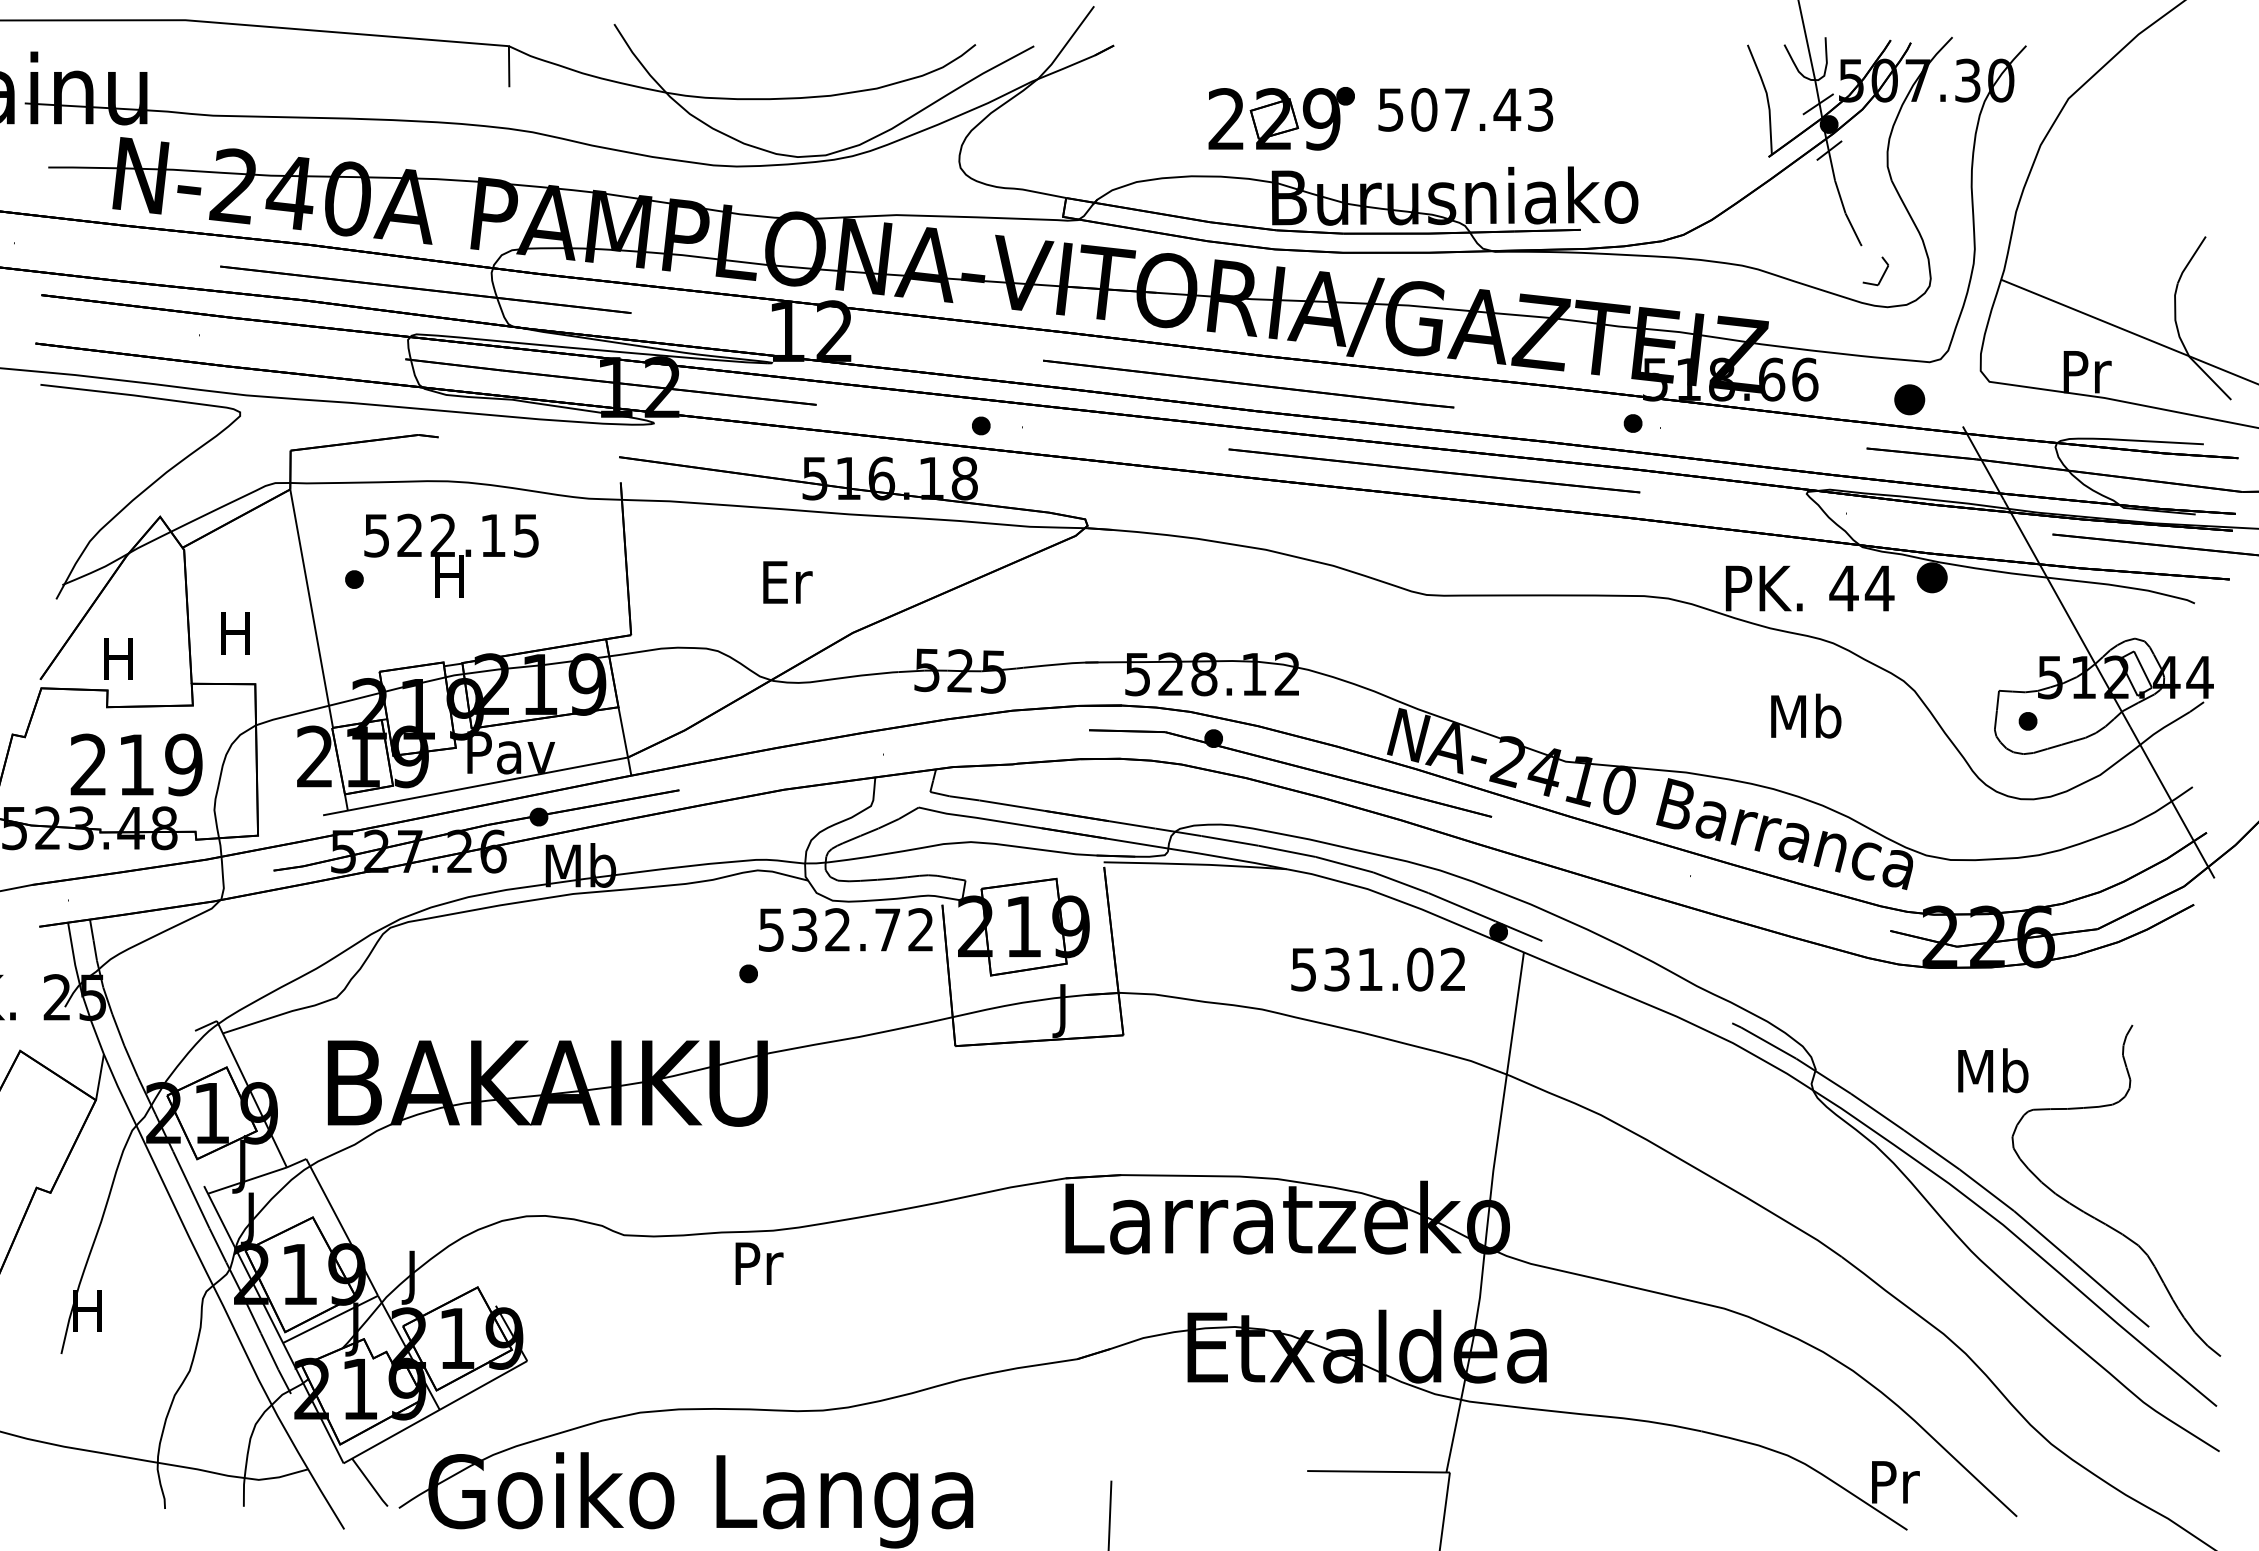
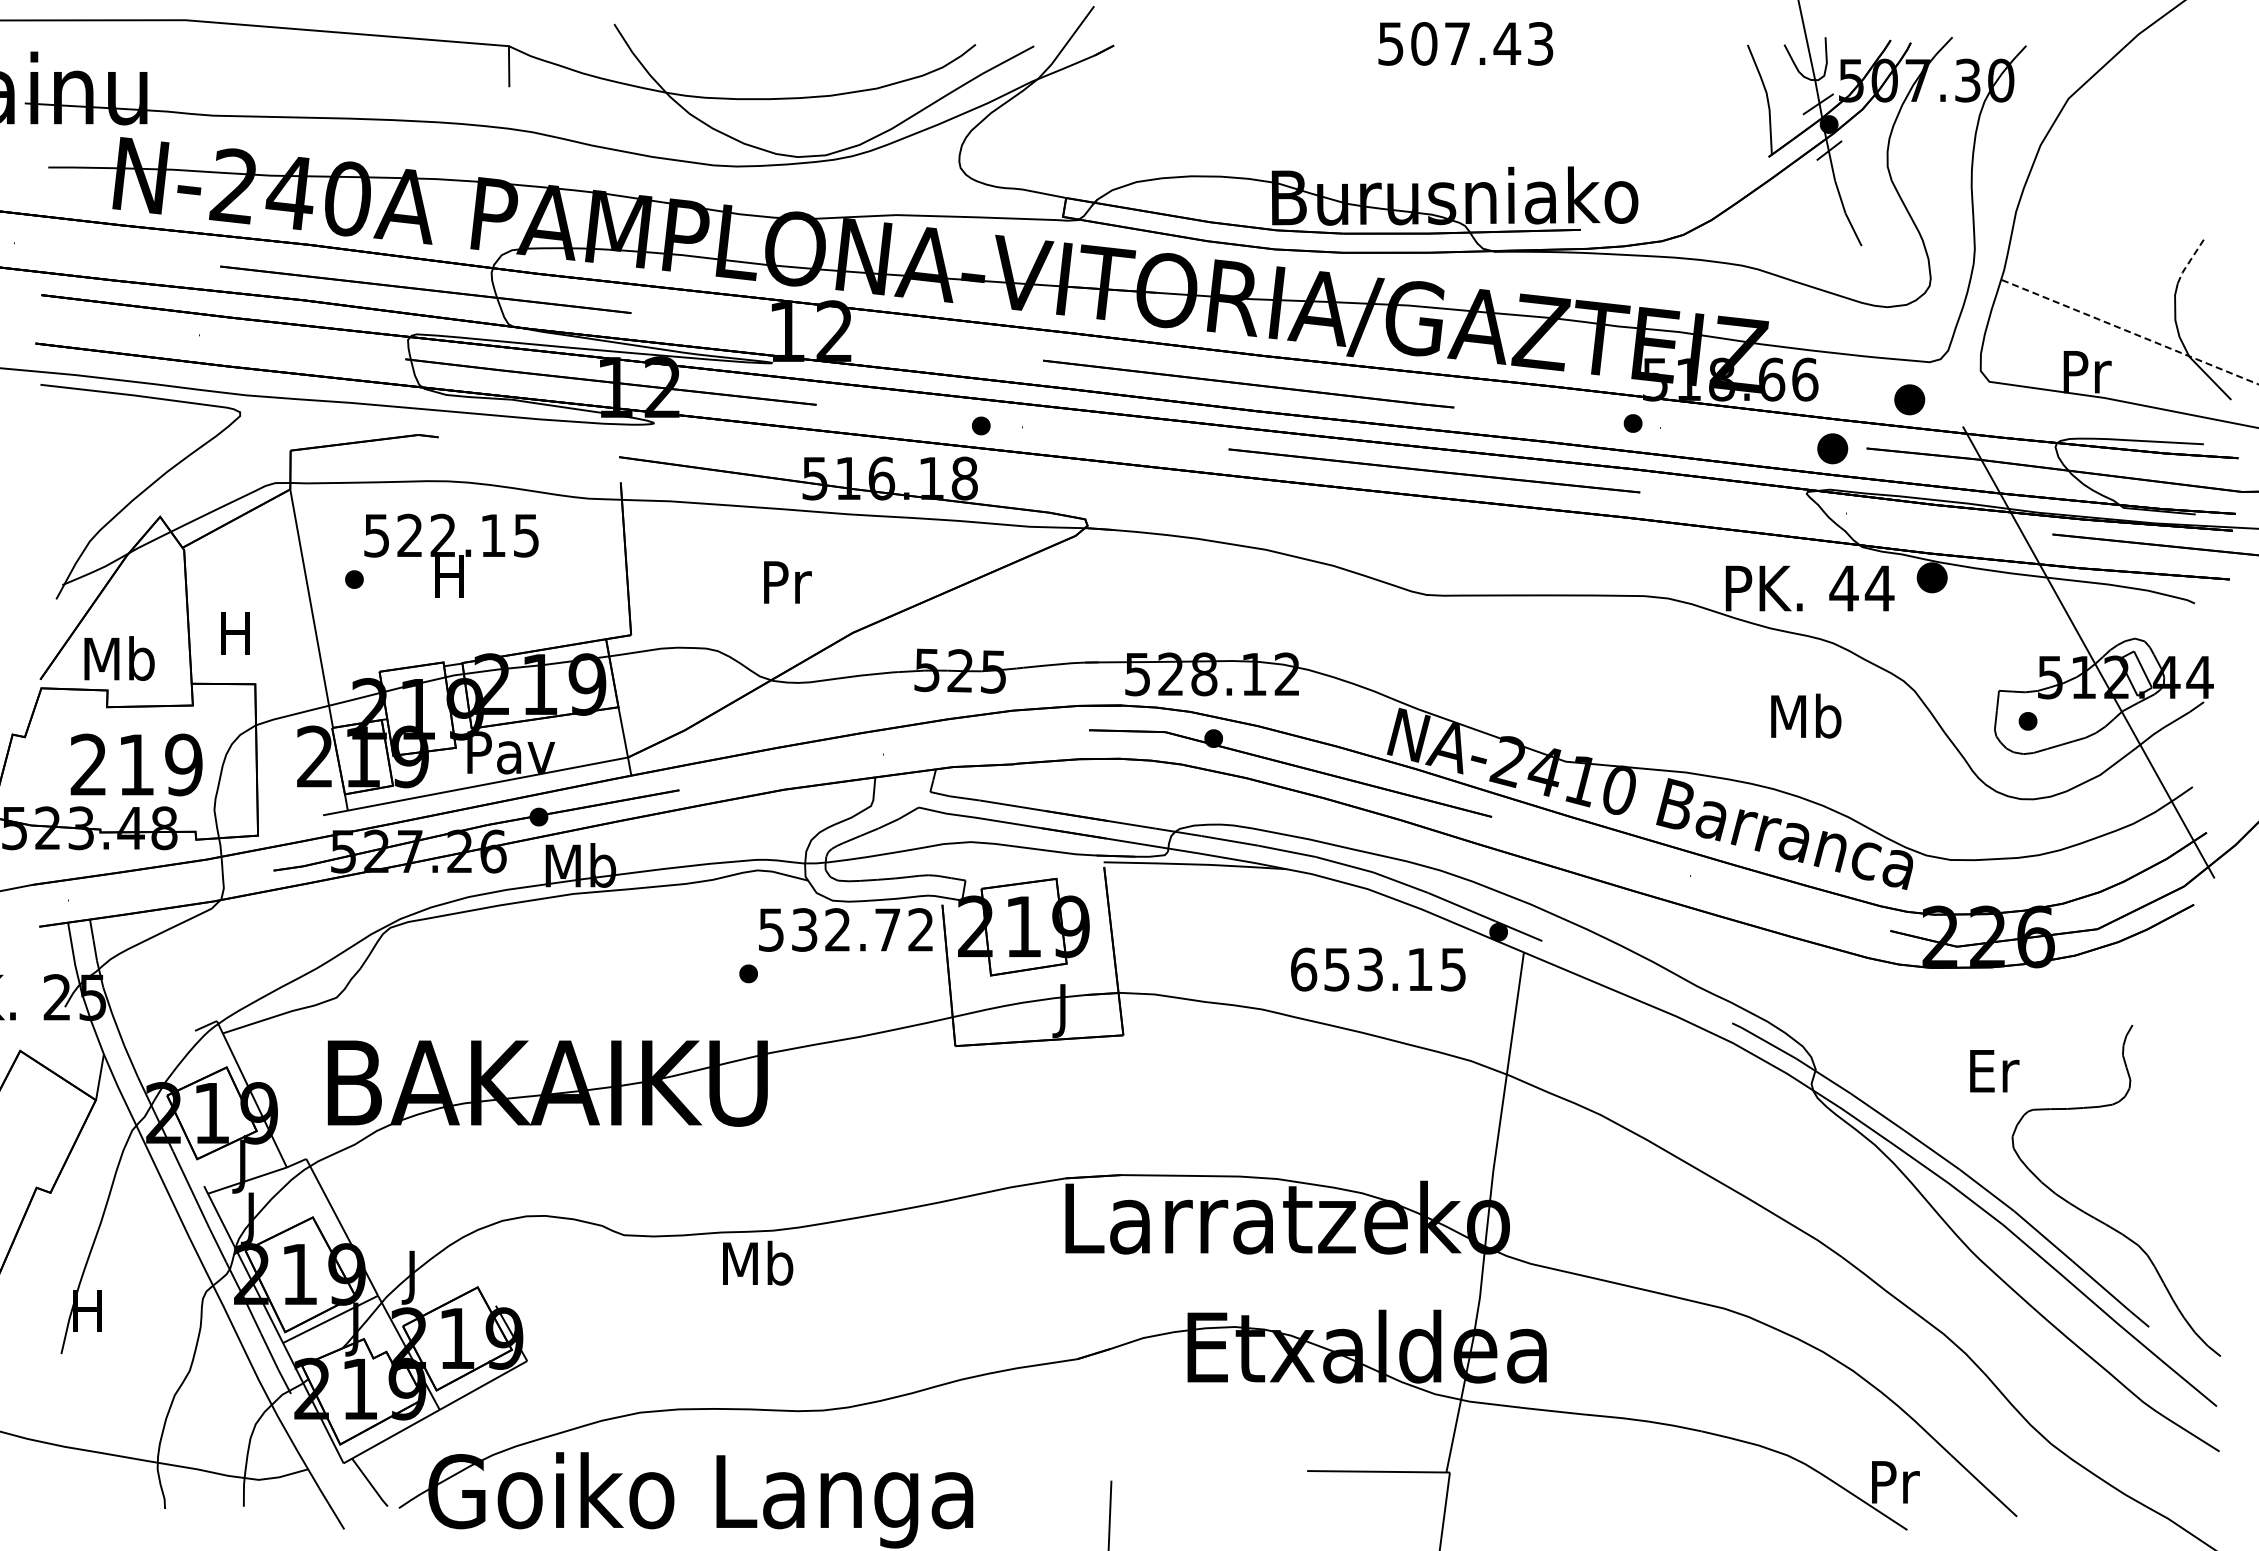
text position: (1465, 109) -> (1465, 43) (1465, 43)
part: present -> none (1281, 118)
line: solid -> dashed (2190, 260)
line: present -> none (1882, 274)
line: solid -> dashed (2129, 332)
part: none -> present (1832, 448)
text: Er -> Pr (787, 582)
text: H -> Mb (119, 658)
text: 531.02 -> 653.15 (1378, 969)
text: Mb -> Er (1993, 1070)
text: Pr -> Mb (758, 1262)
